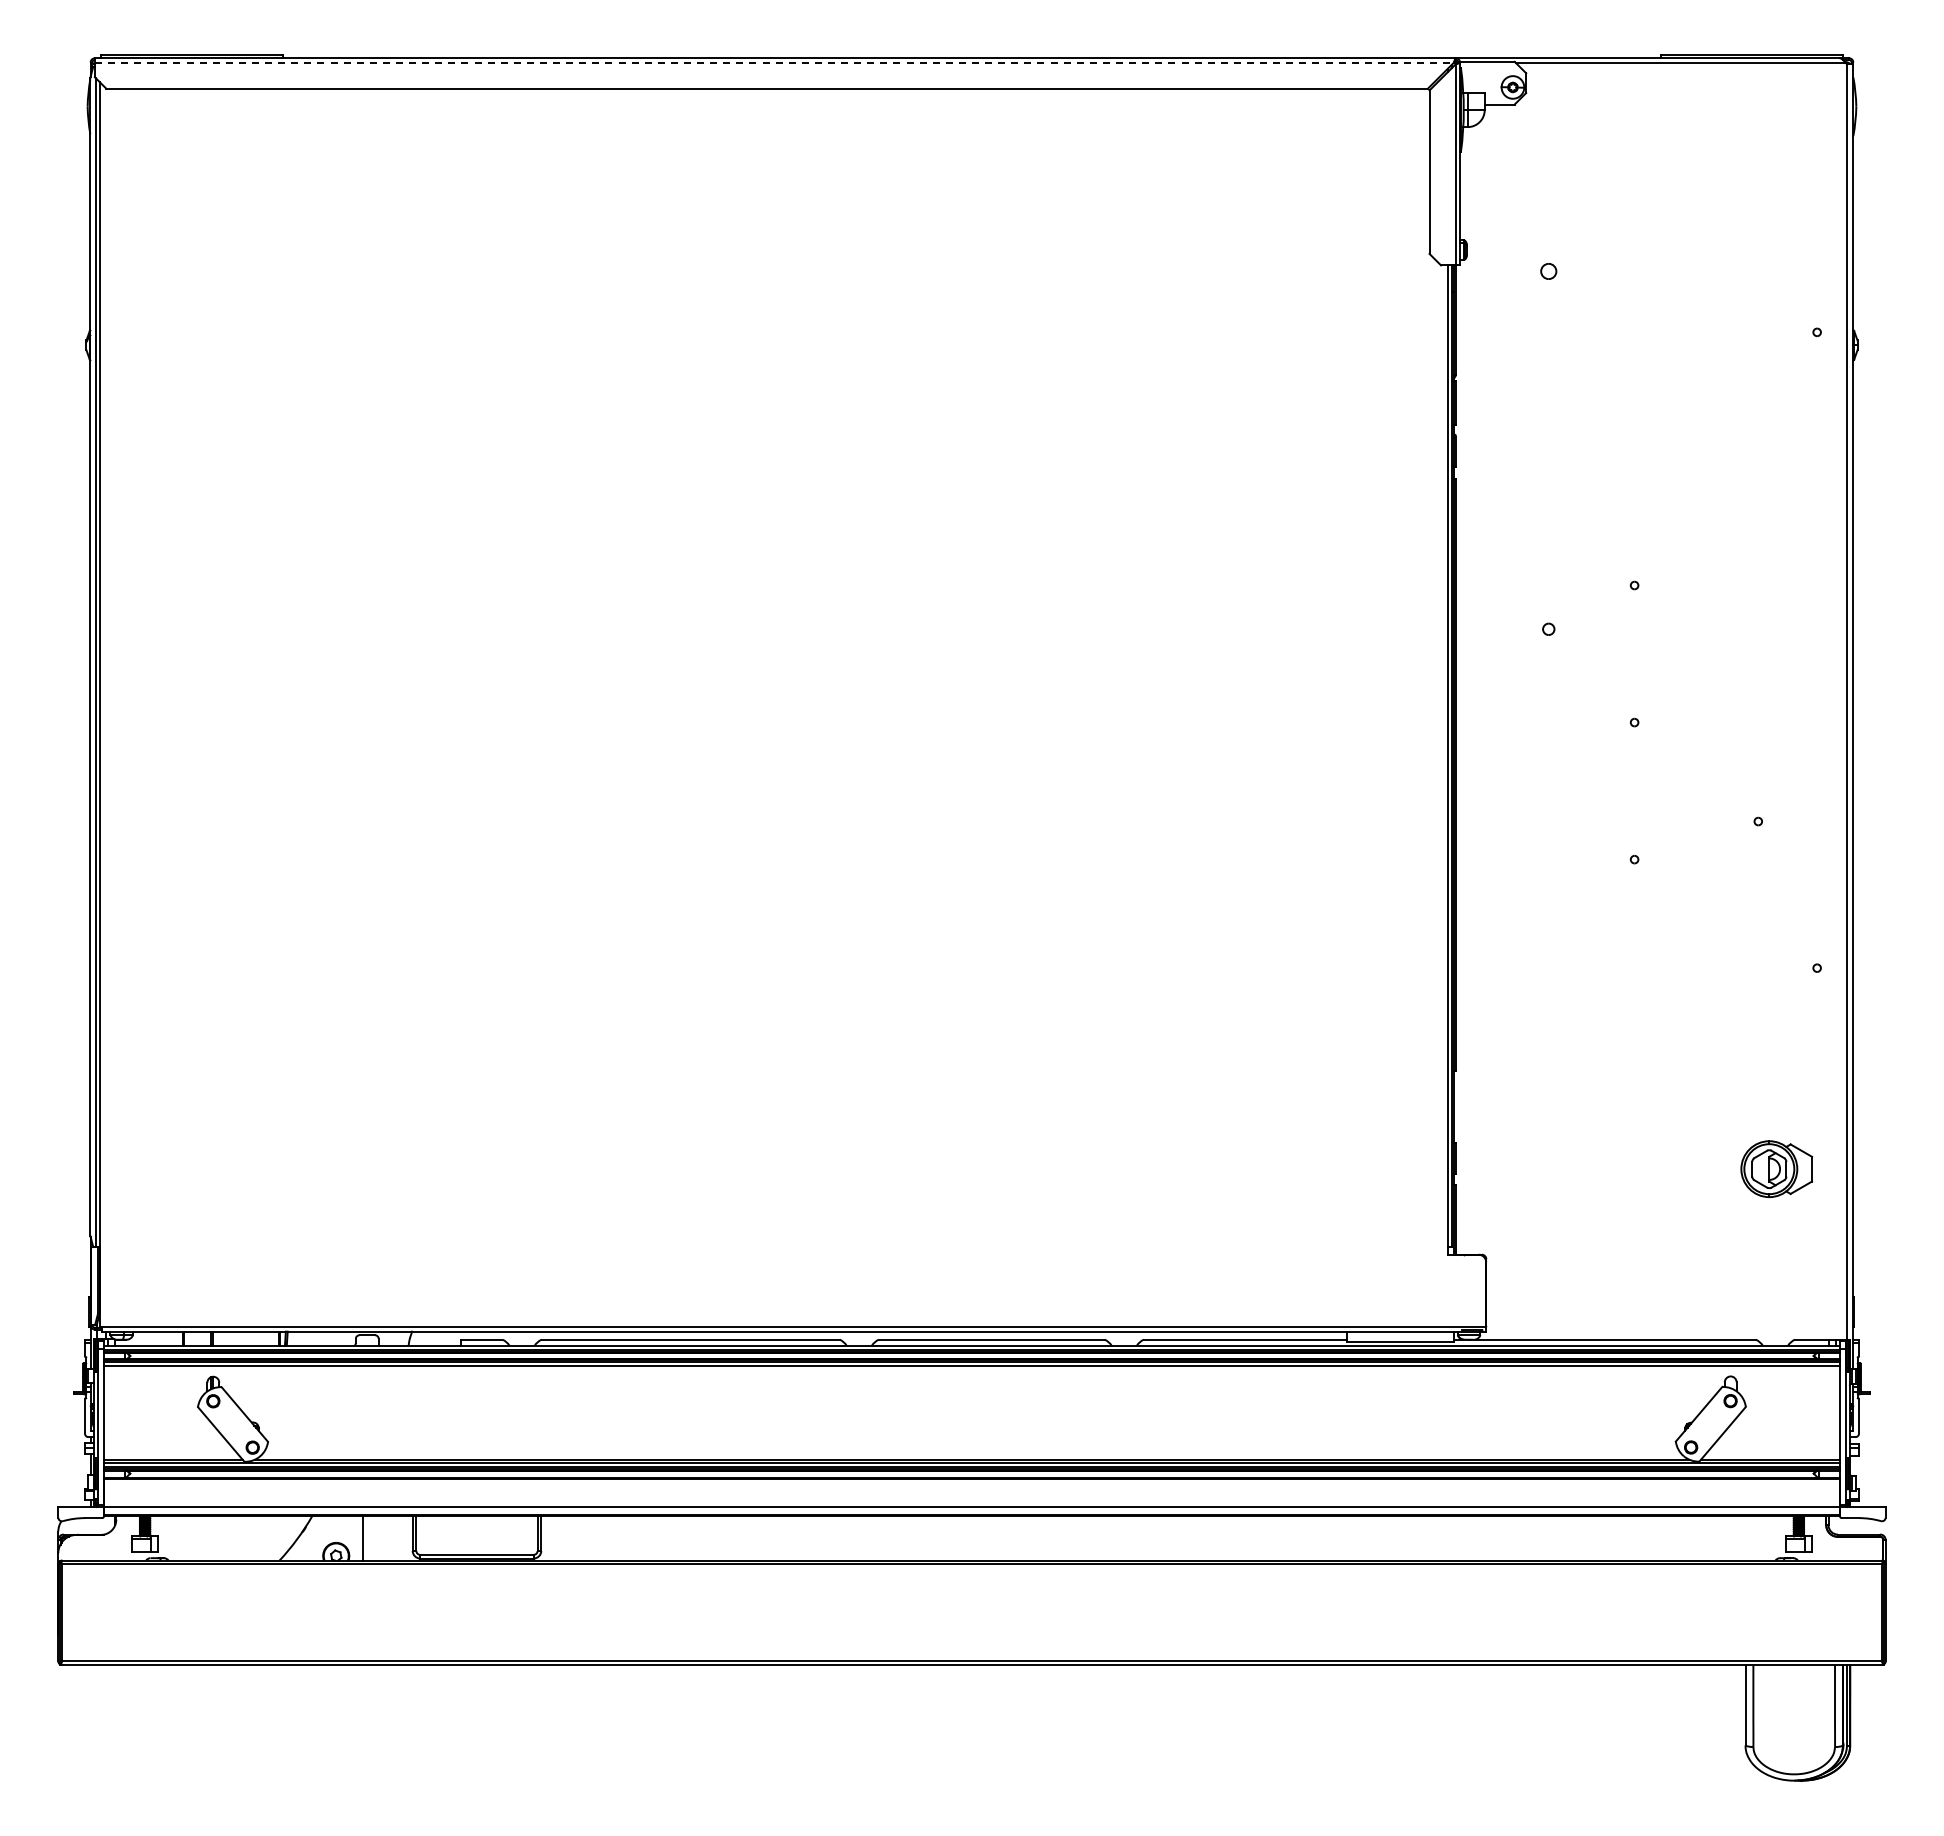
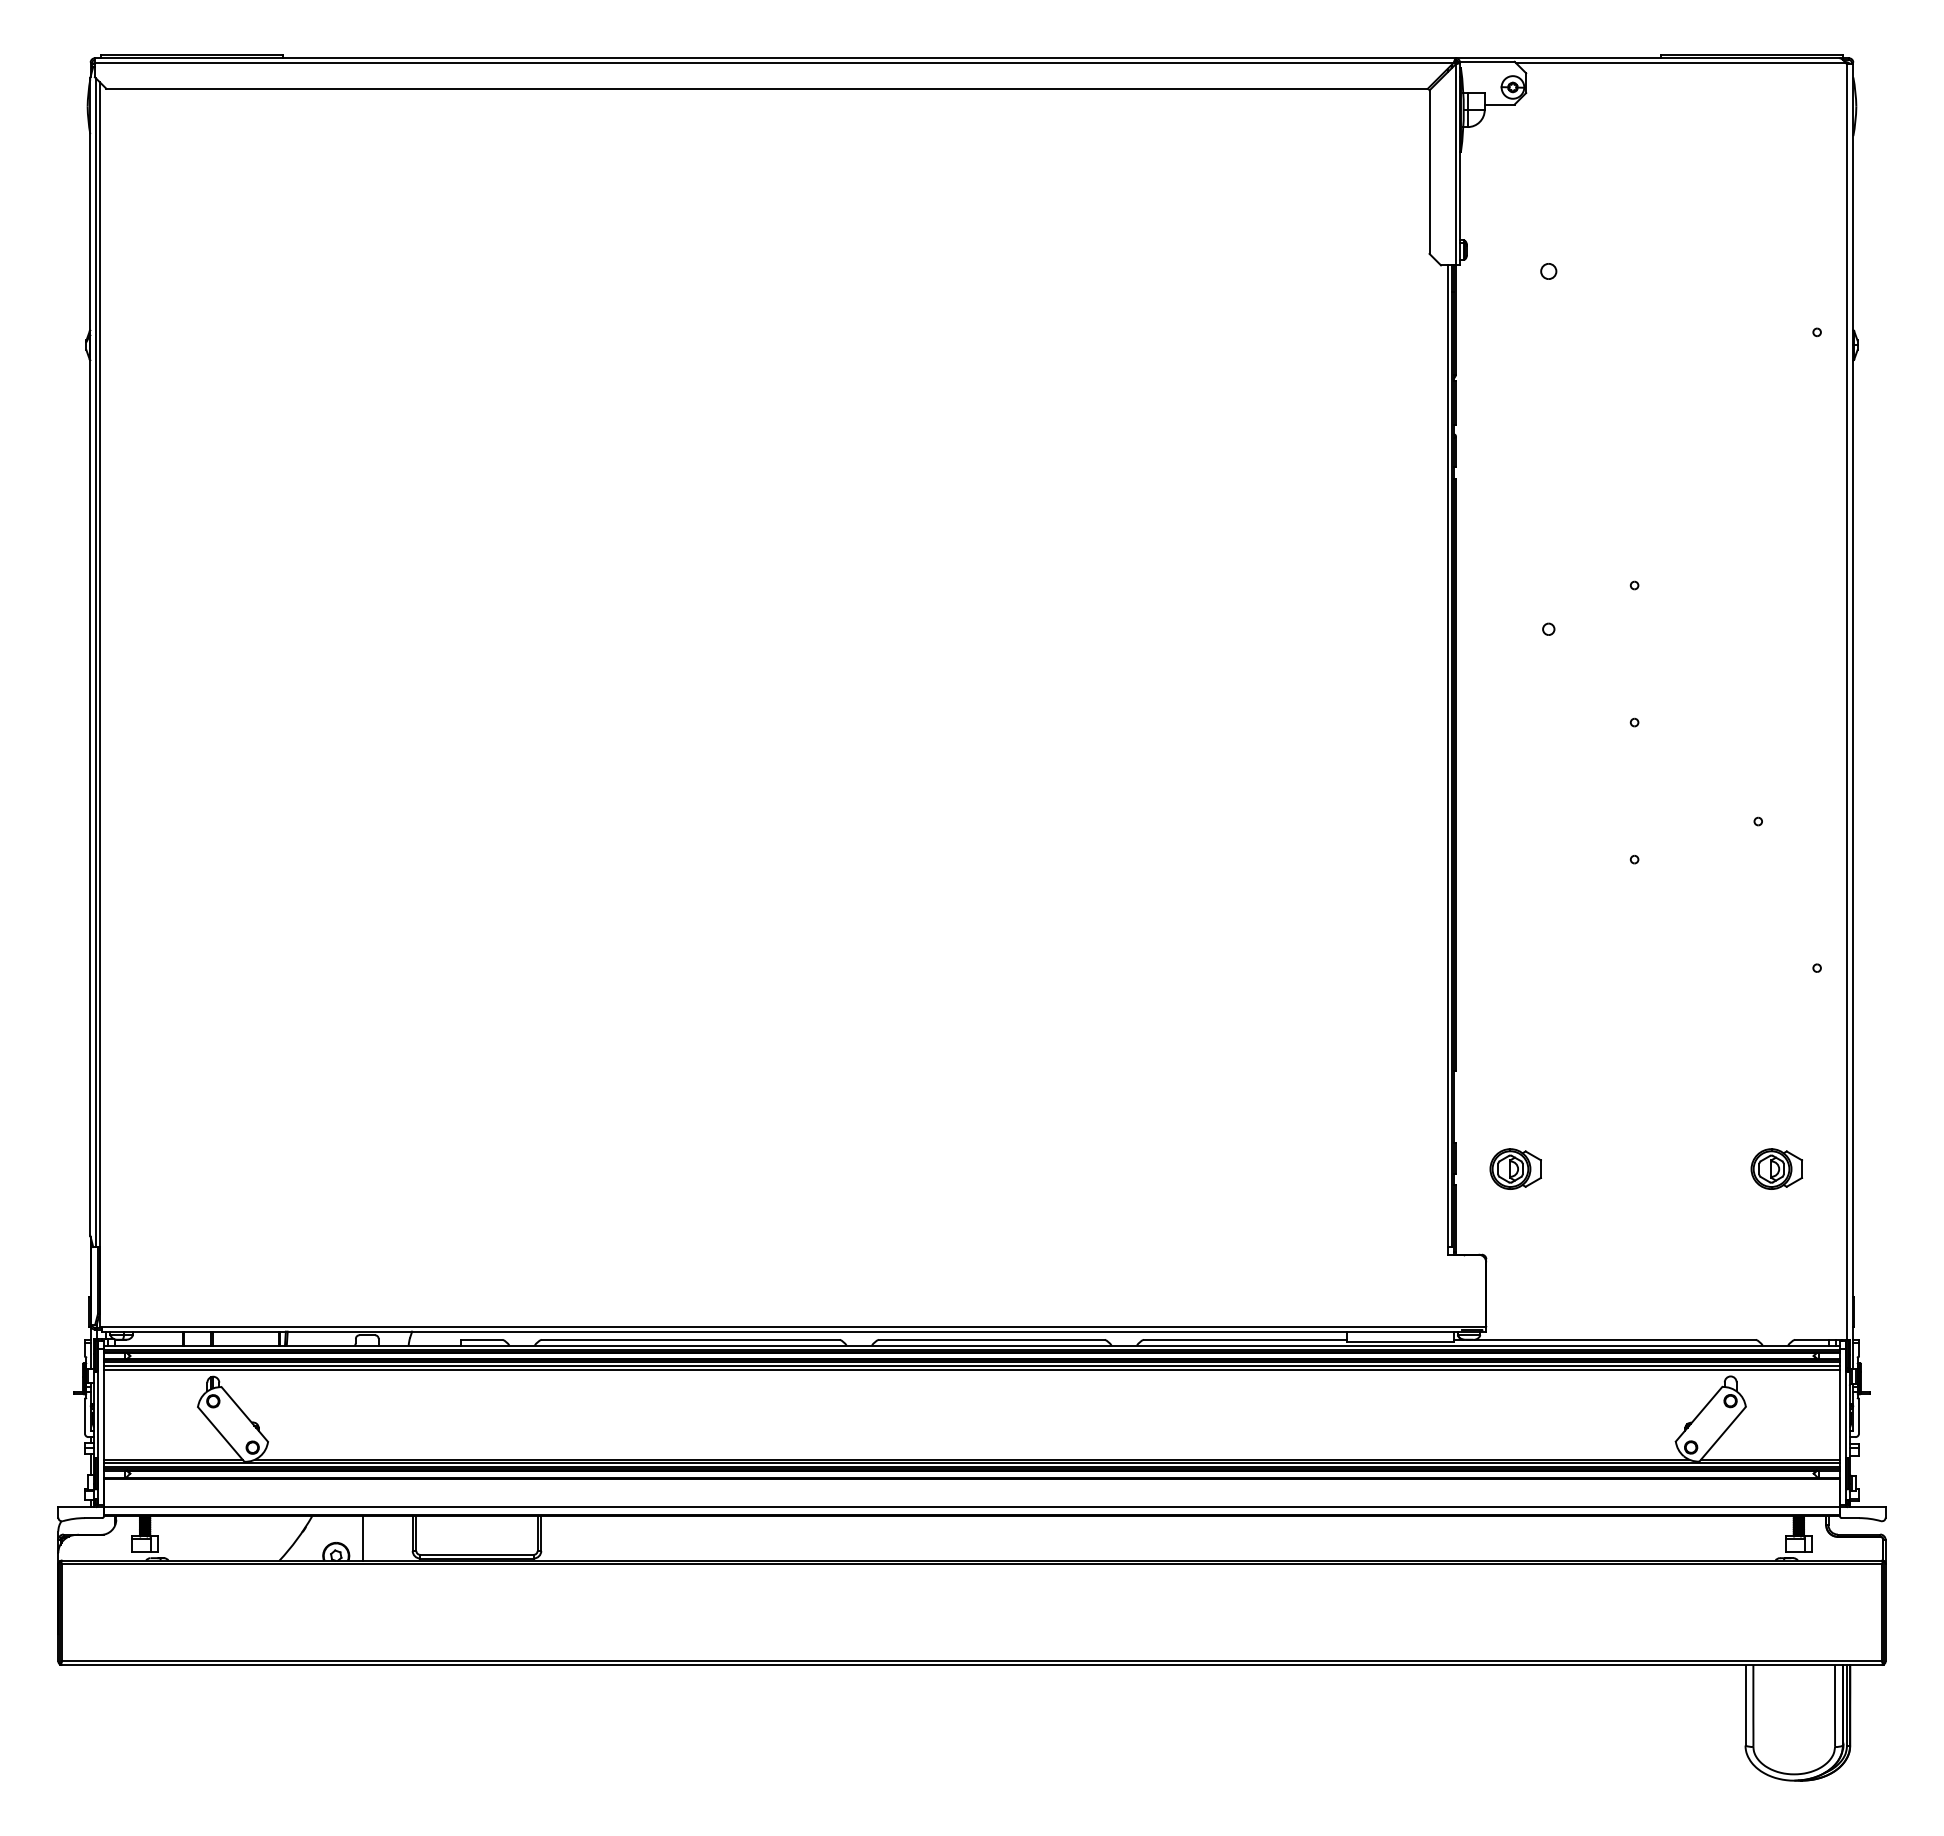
line: dashed -> solid (774, 62)
part: none -> present (1515, 1168)
part size: 74x58 px -> 54x42 px (1776, 1168)
line: none -> present (971, 1369)
